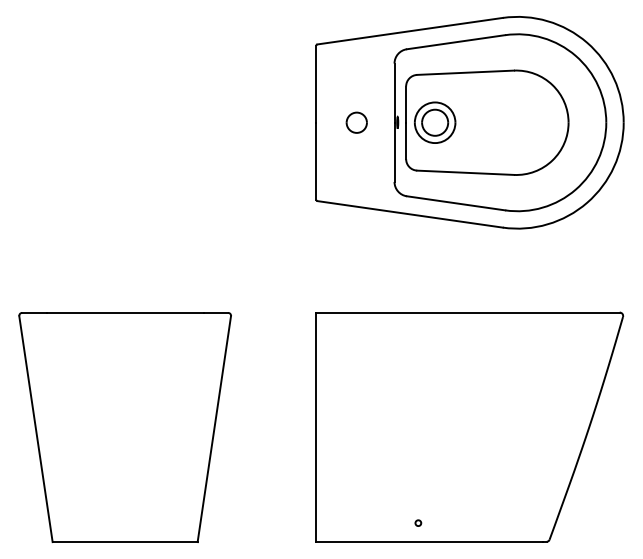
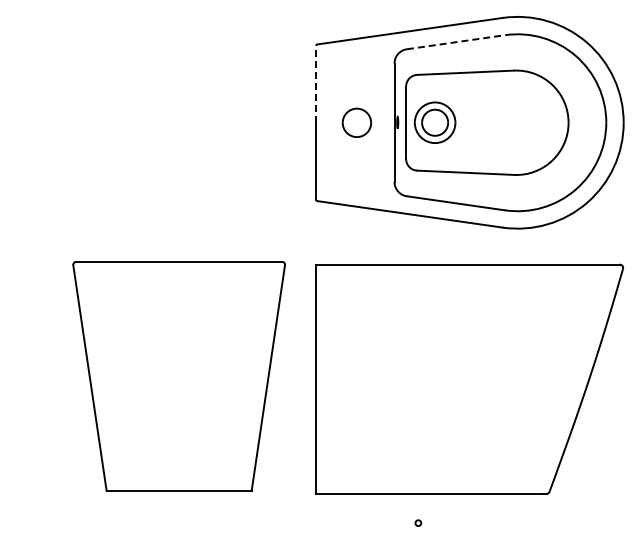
line: solid -> dashed (456, 42)
line: solid -> dashed (316, 83)
part size: 23x23 px -> 31x31 px (356, 122)
part position: (469, 426) -> (469, 378) (469, 378)
part position: (124, 427) -> (178, 376) (178, 376)
